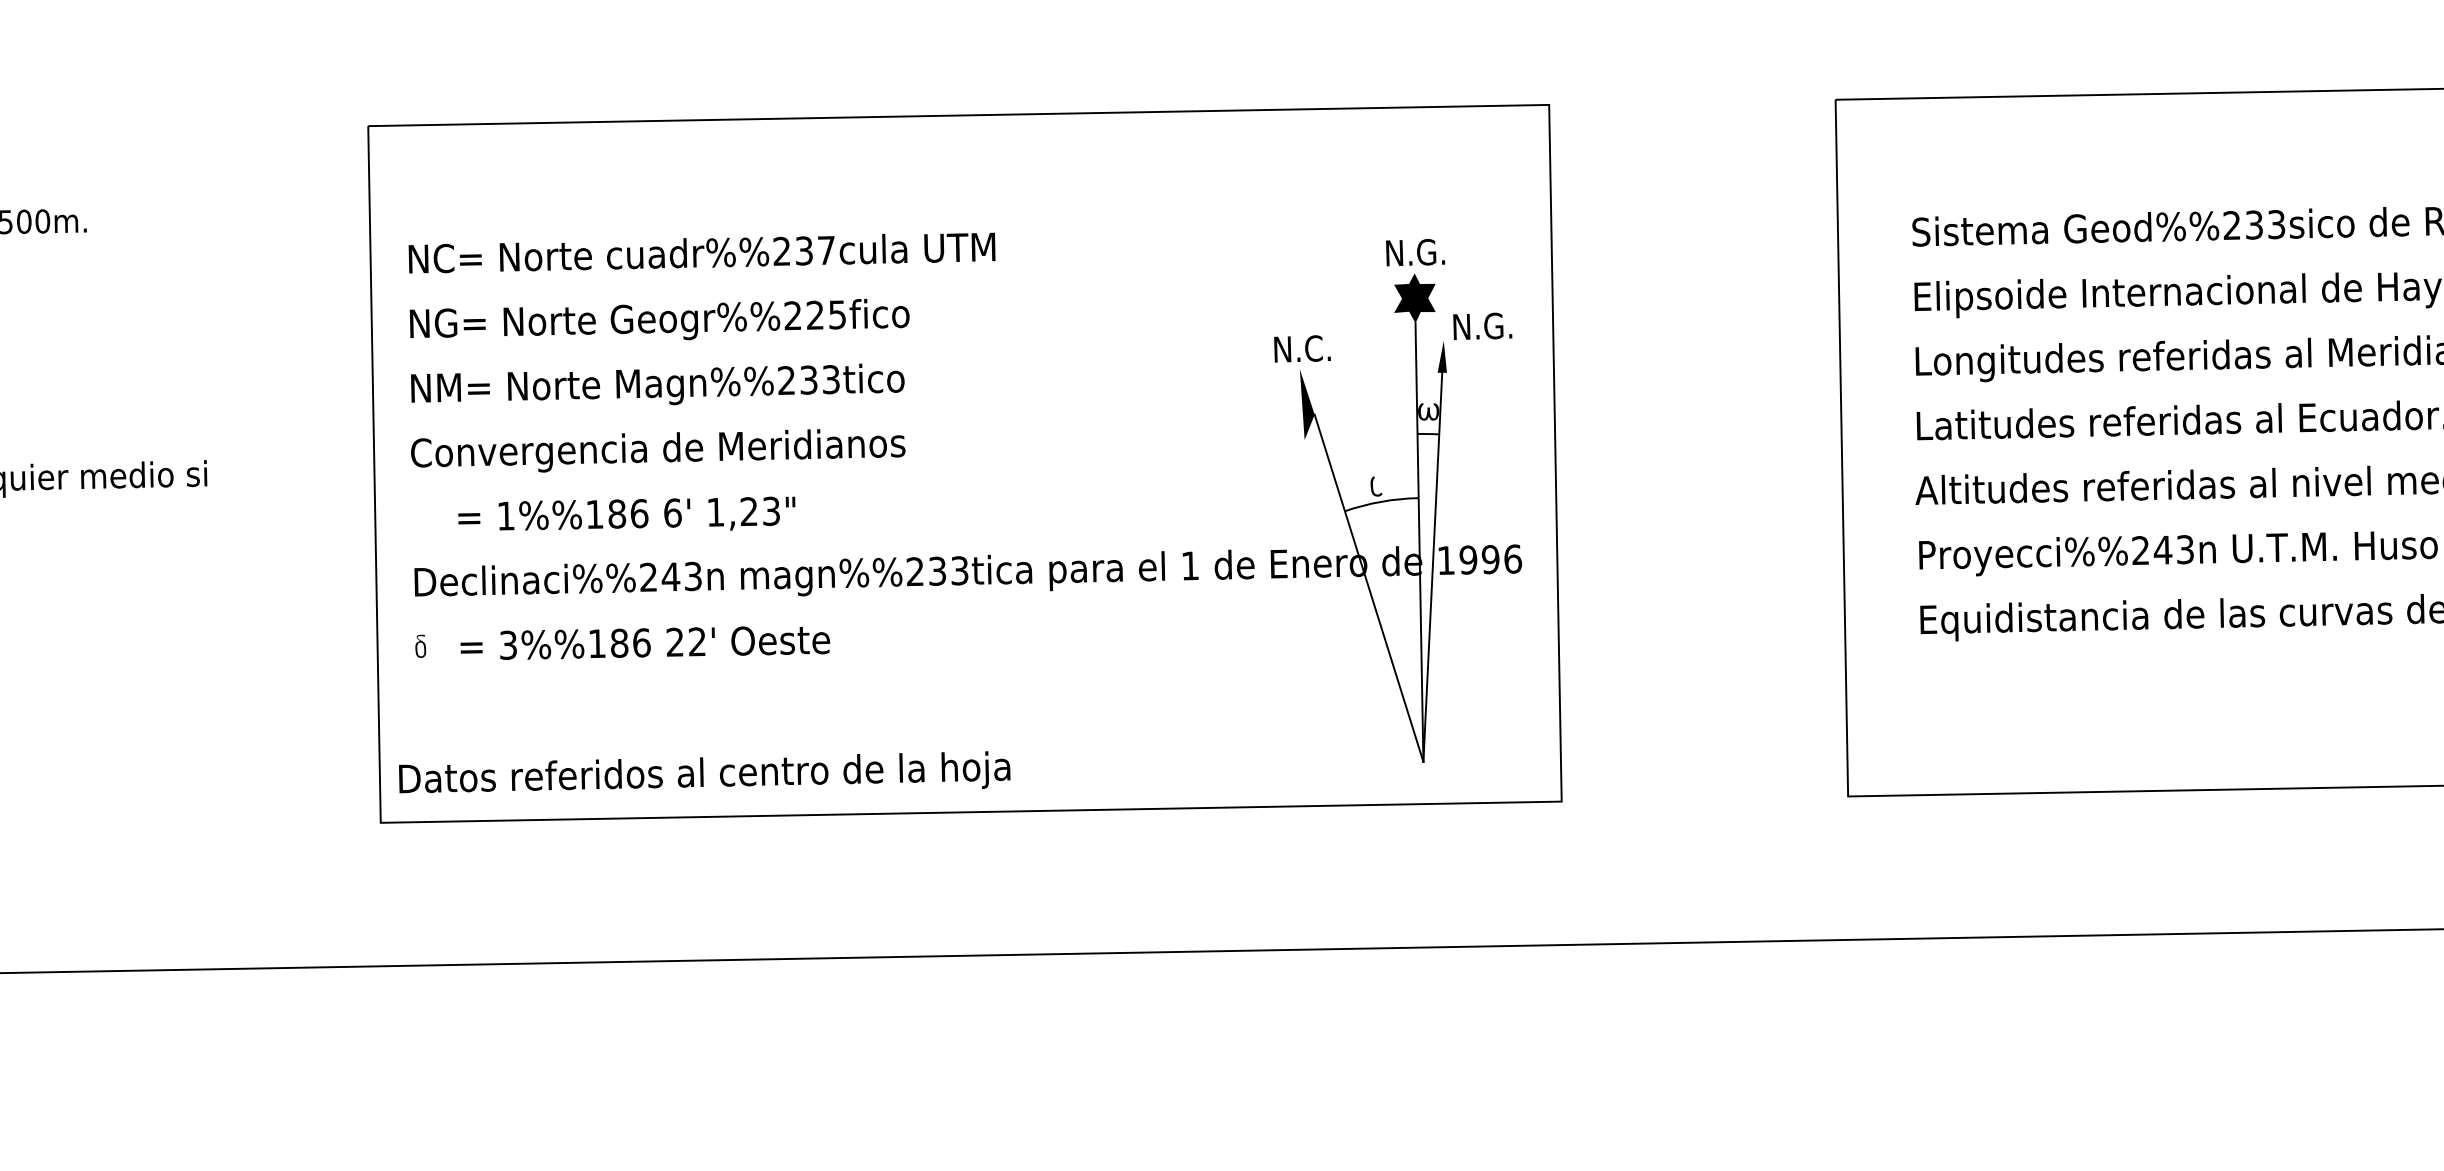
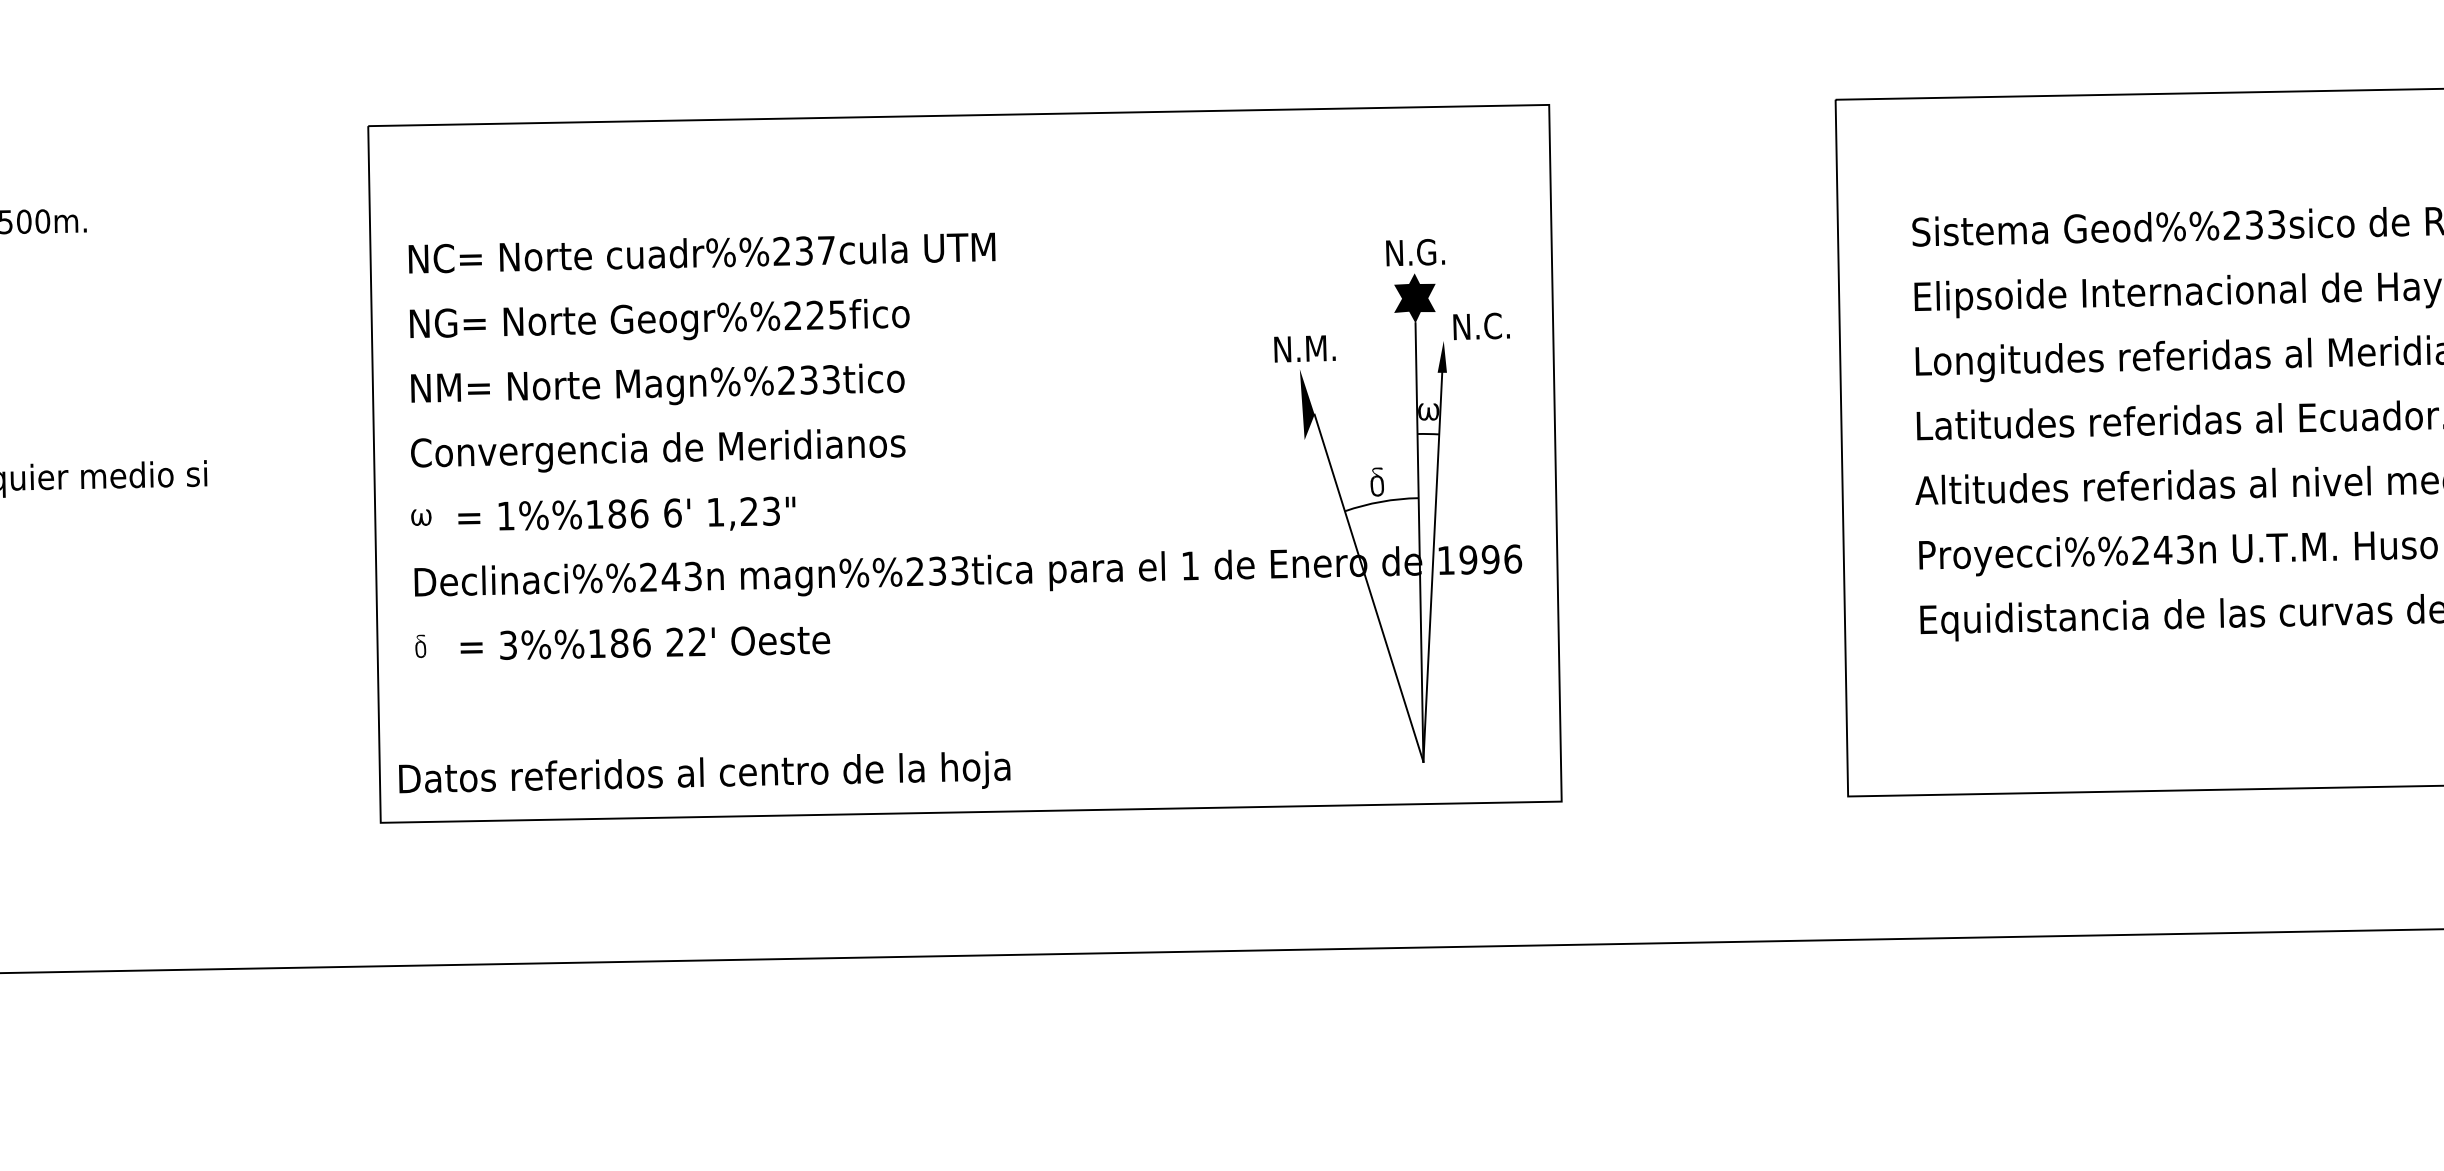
text: N.G. -> N.C. (1503, 325)
text: N.C. -> N.M. (1320, 348)
fill: none -> present (1378, 480)
fill: none -> present (421, 517)
